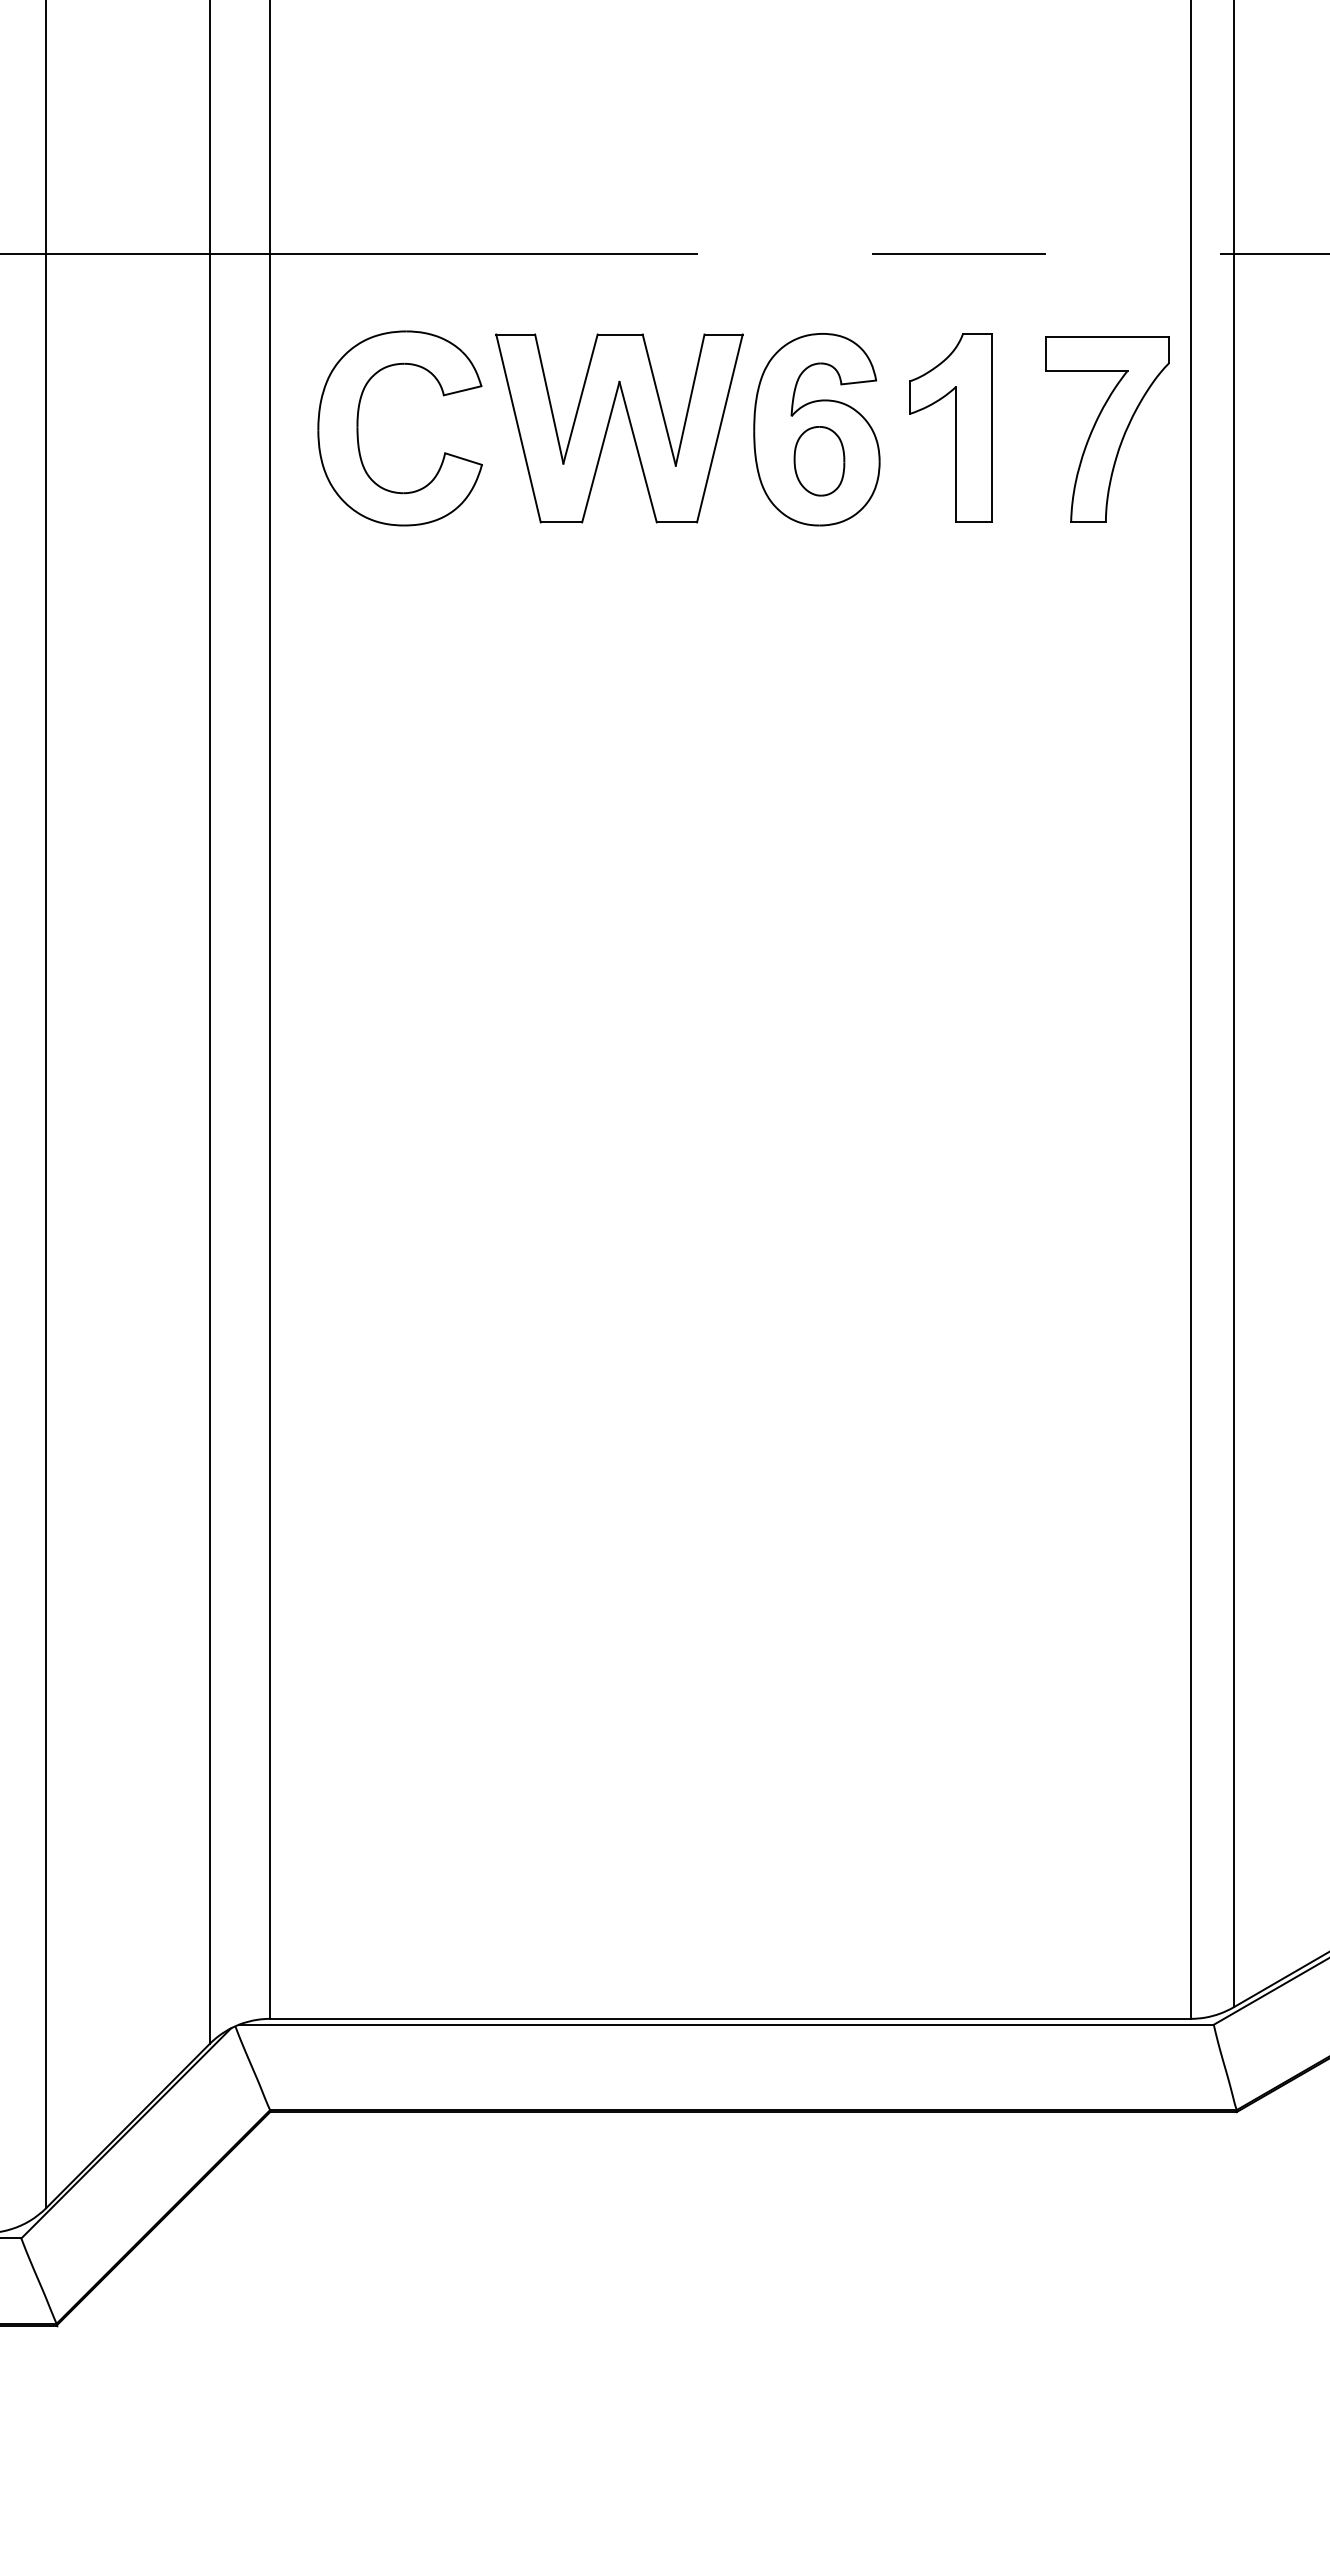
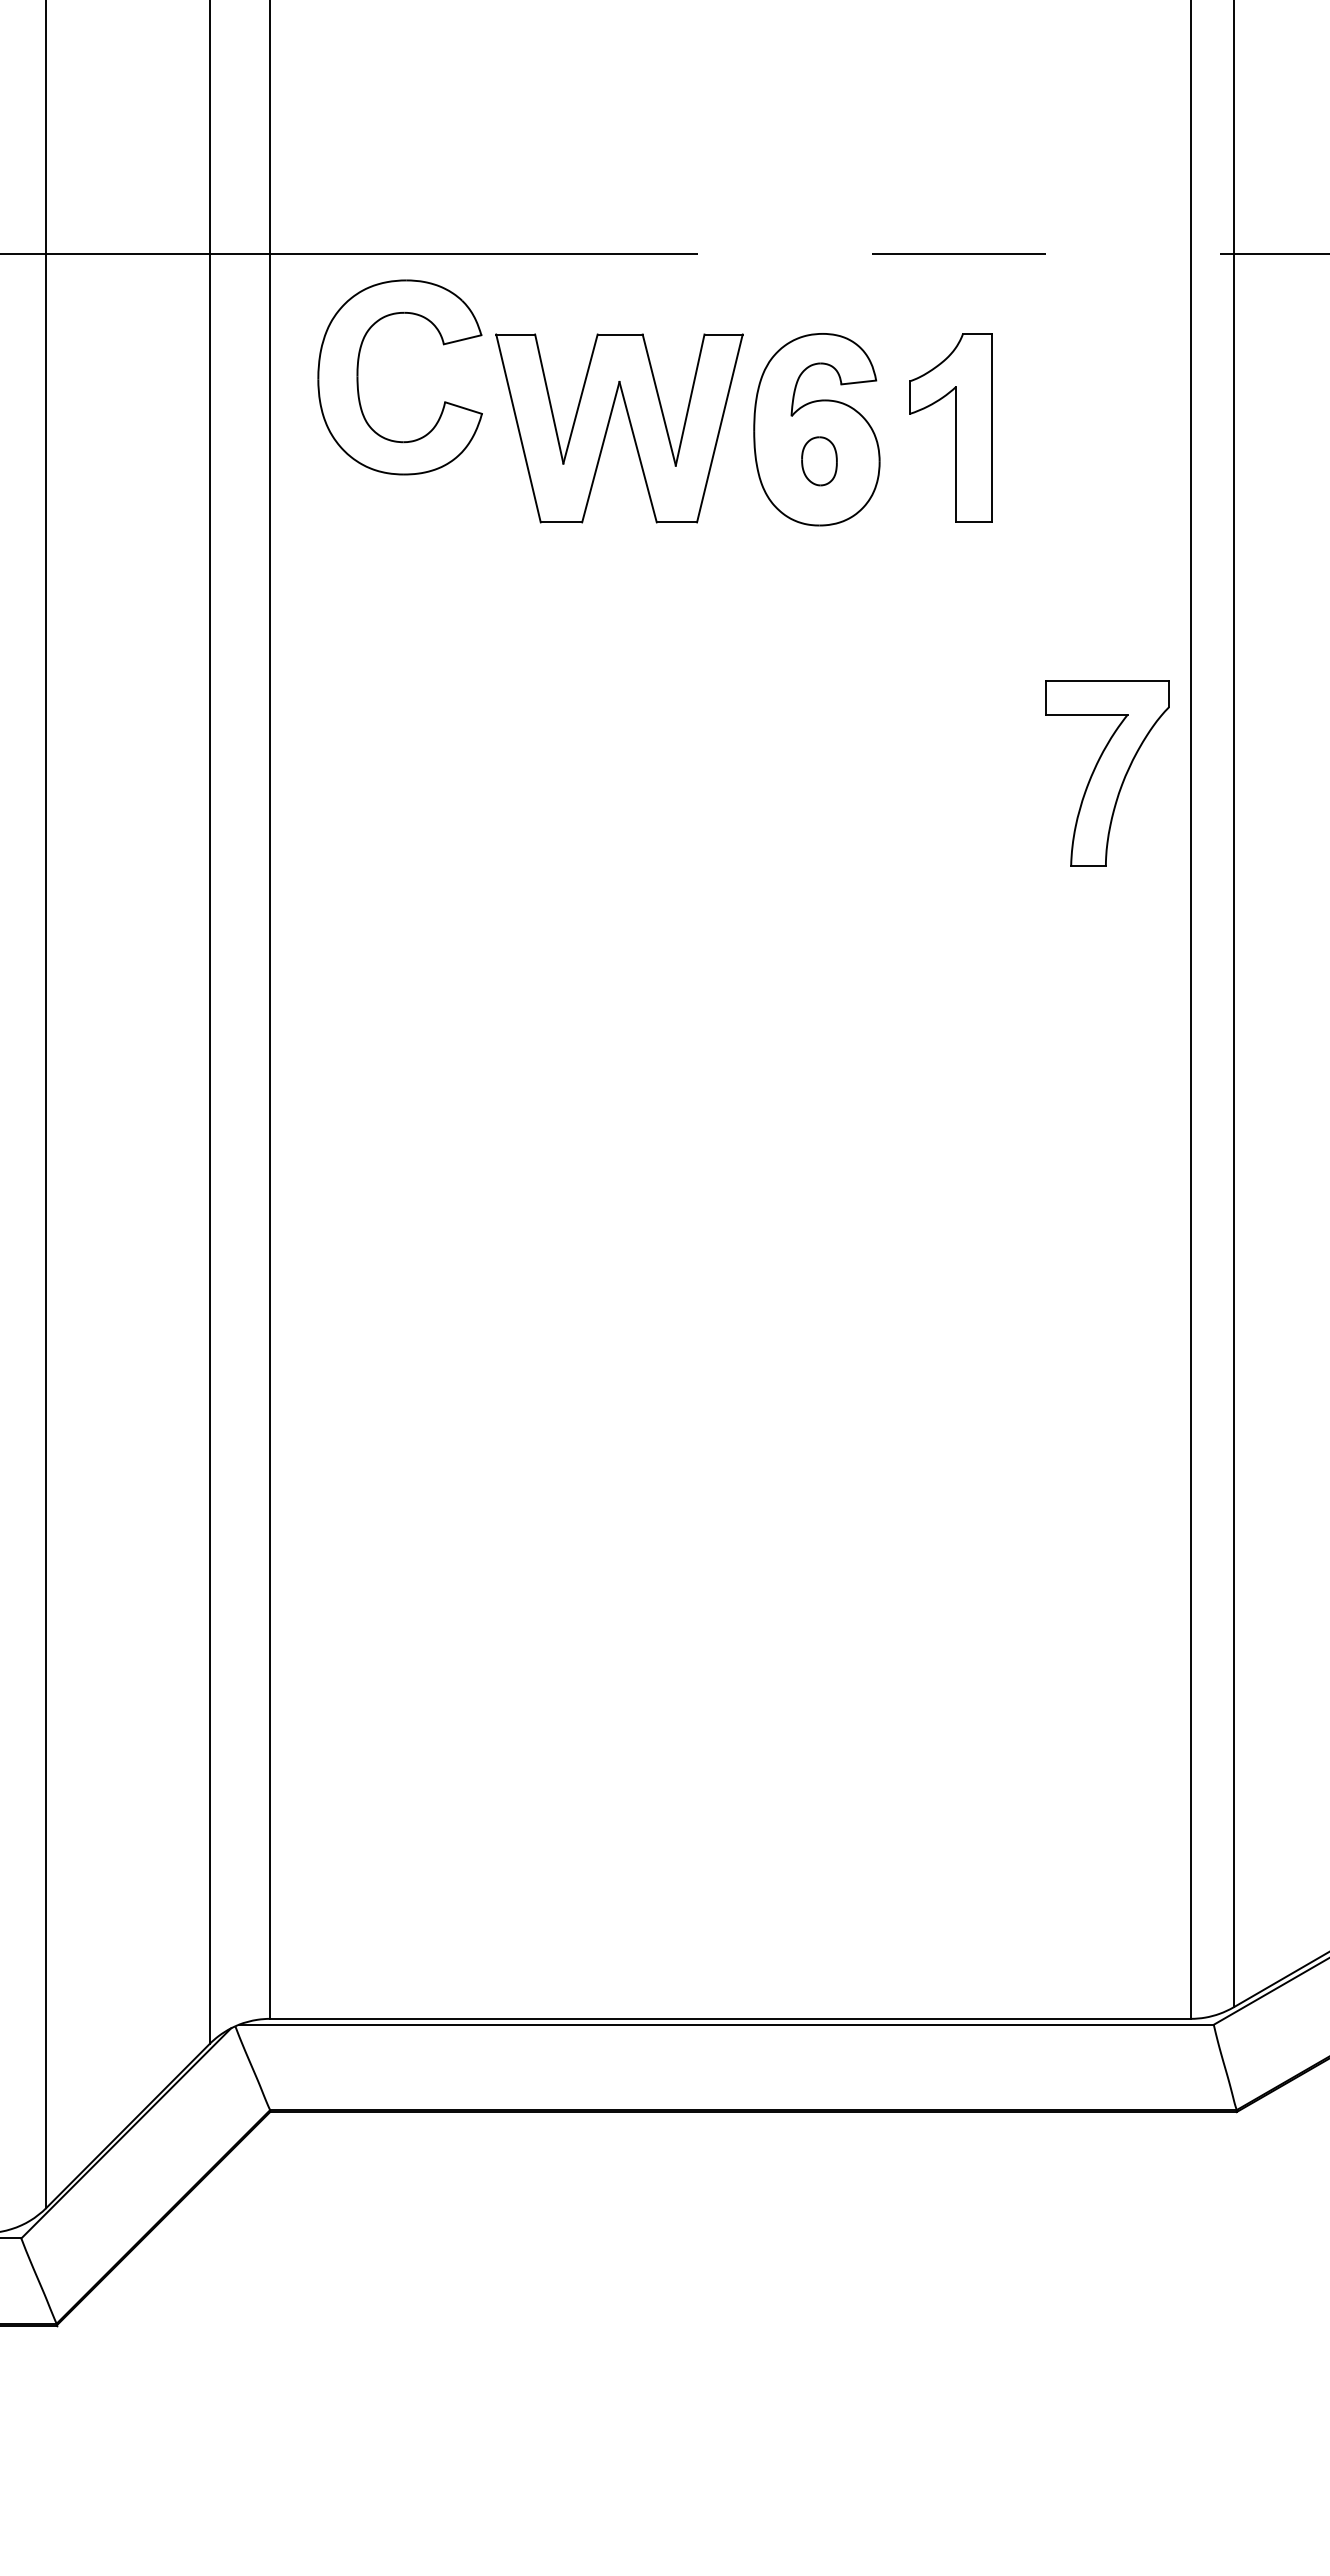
part position: (358, 428) -> (358, 377) (358, 377)
part position: (1107, 429) -> (1107, 773) (1107, 773)
part size: 53x71 px -> 37x51 px (819, 461)
